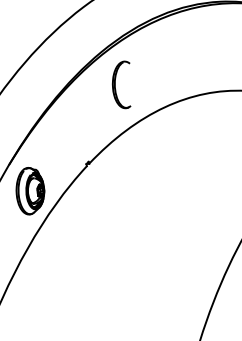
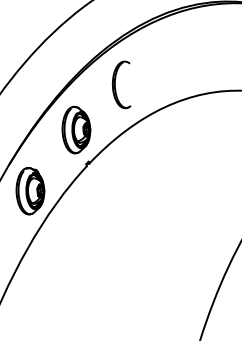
part: none -> present (76, 129)
